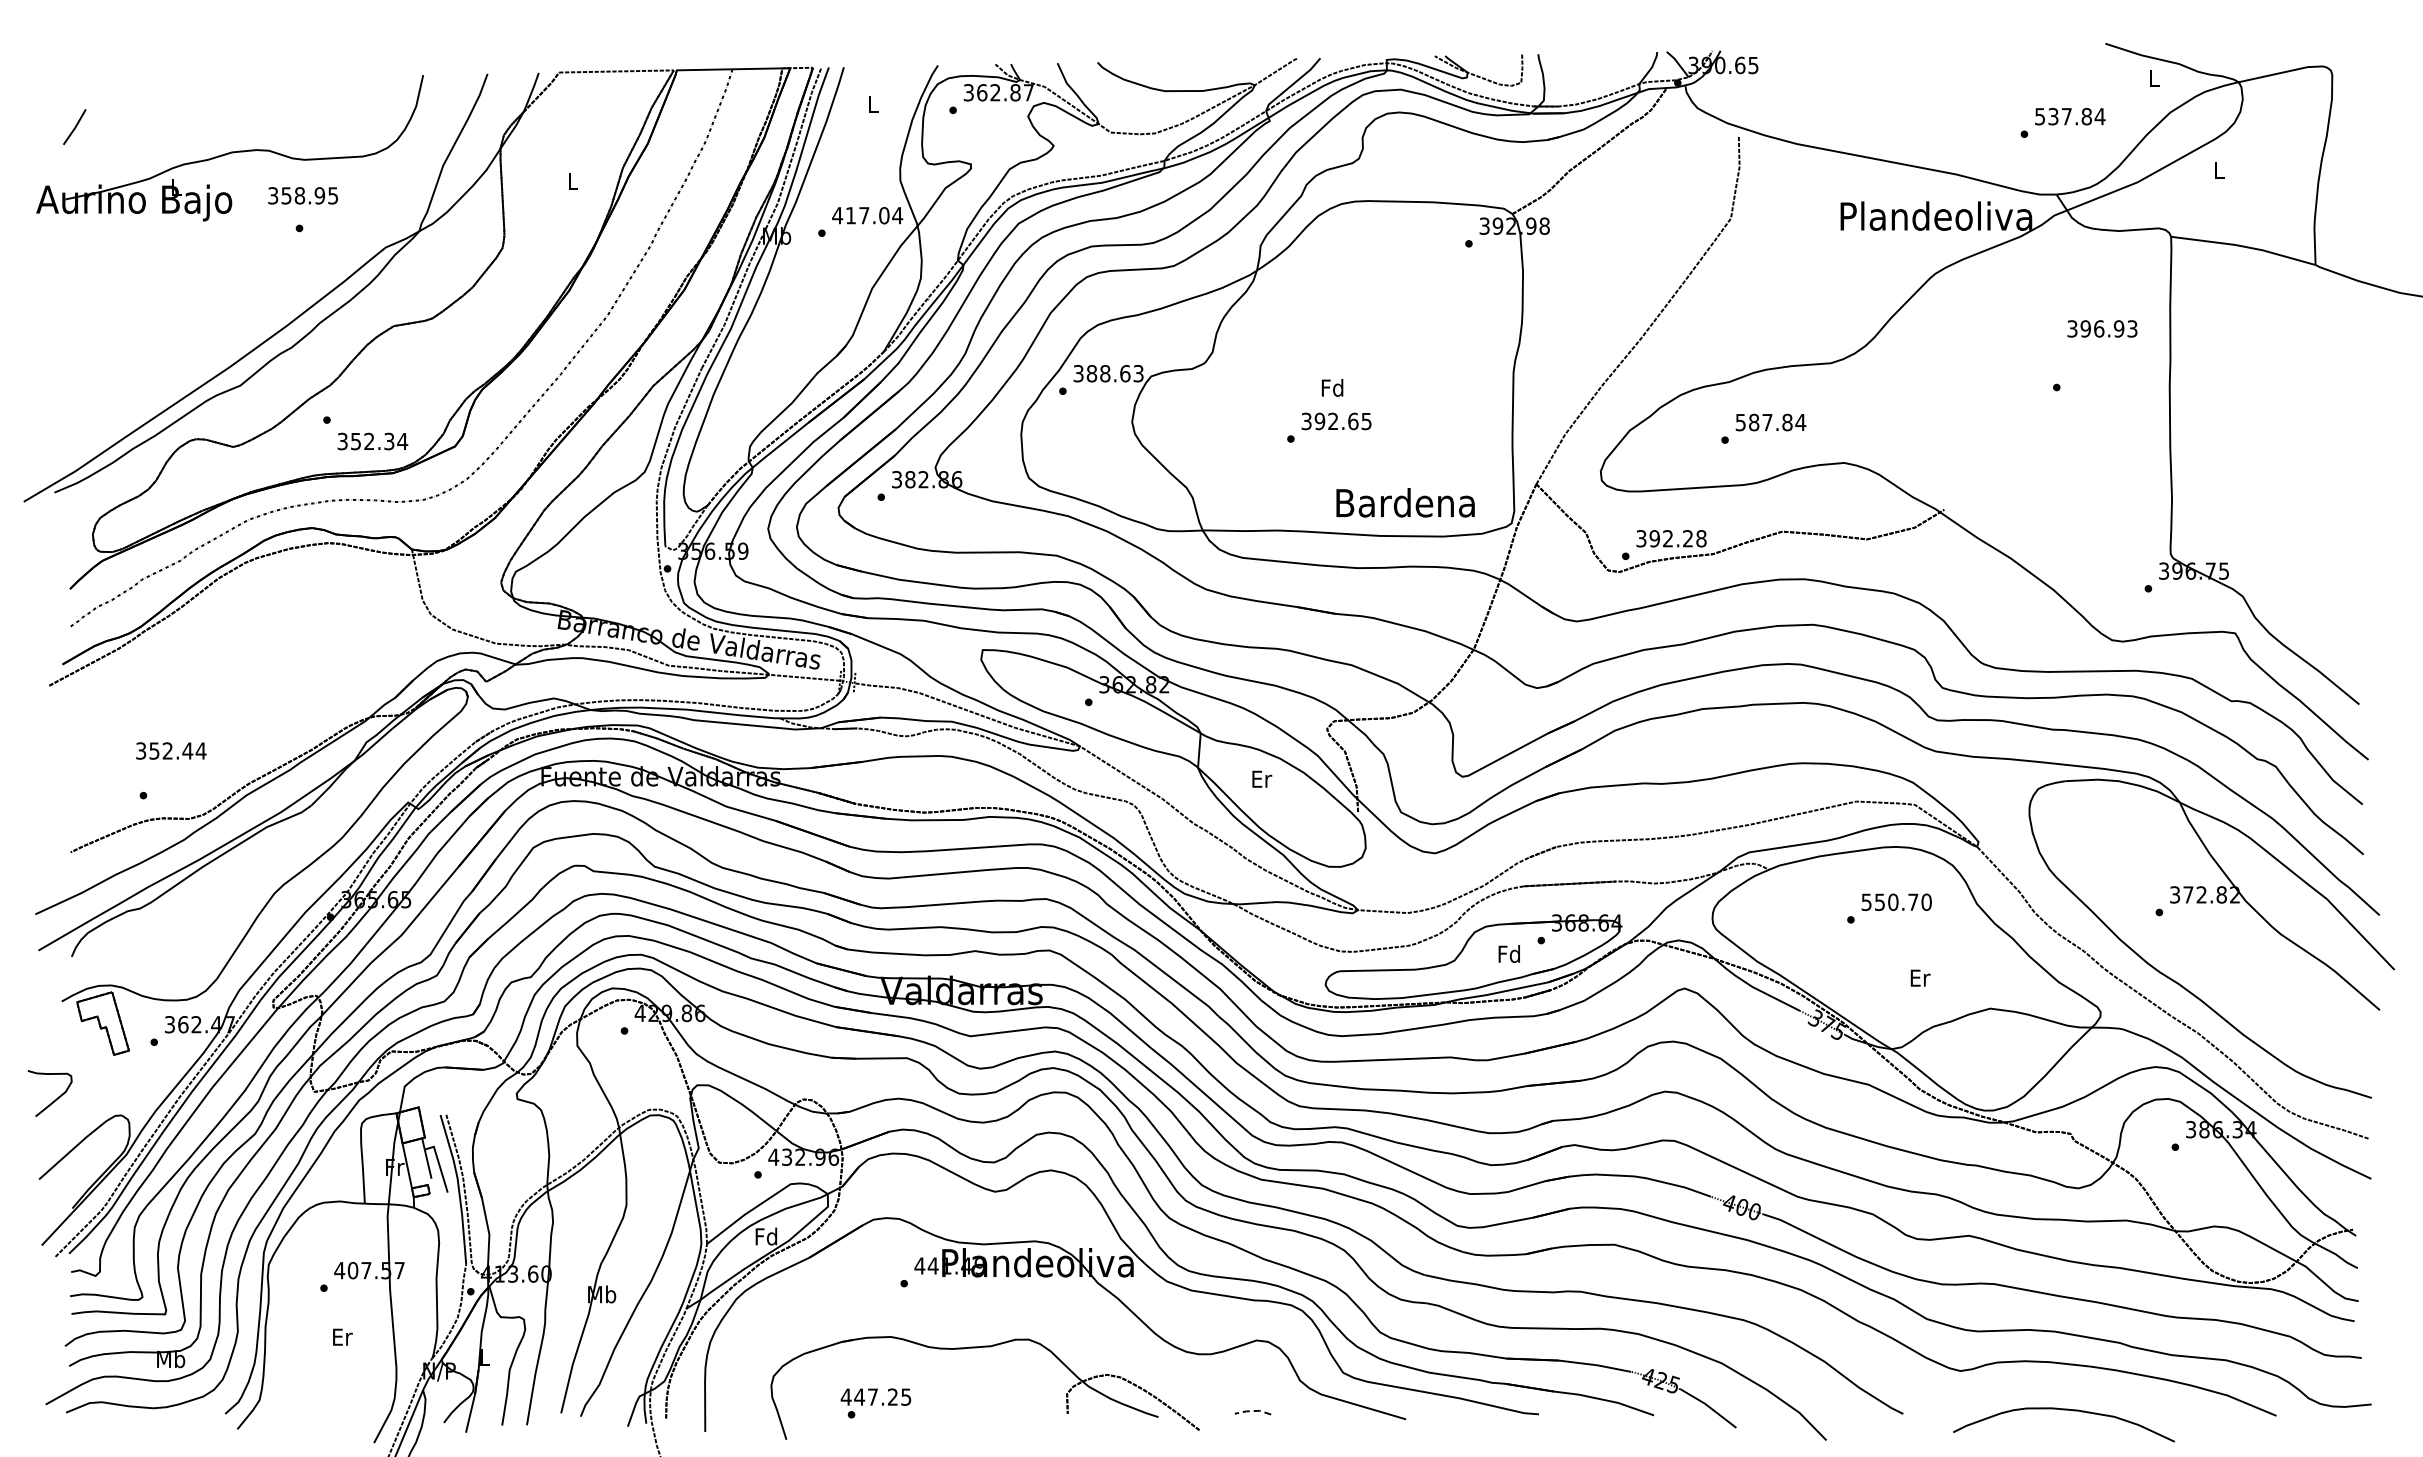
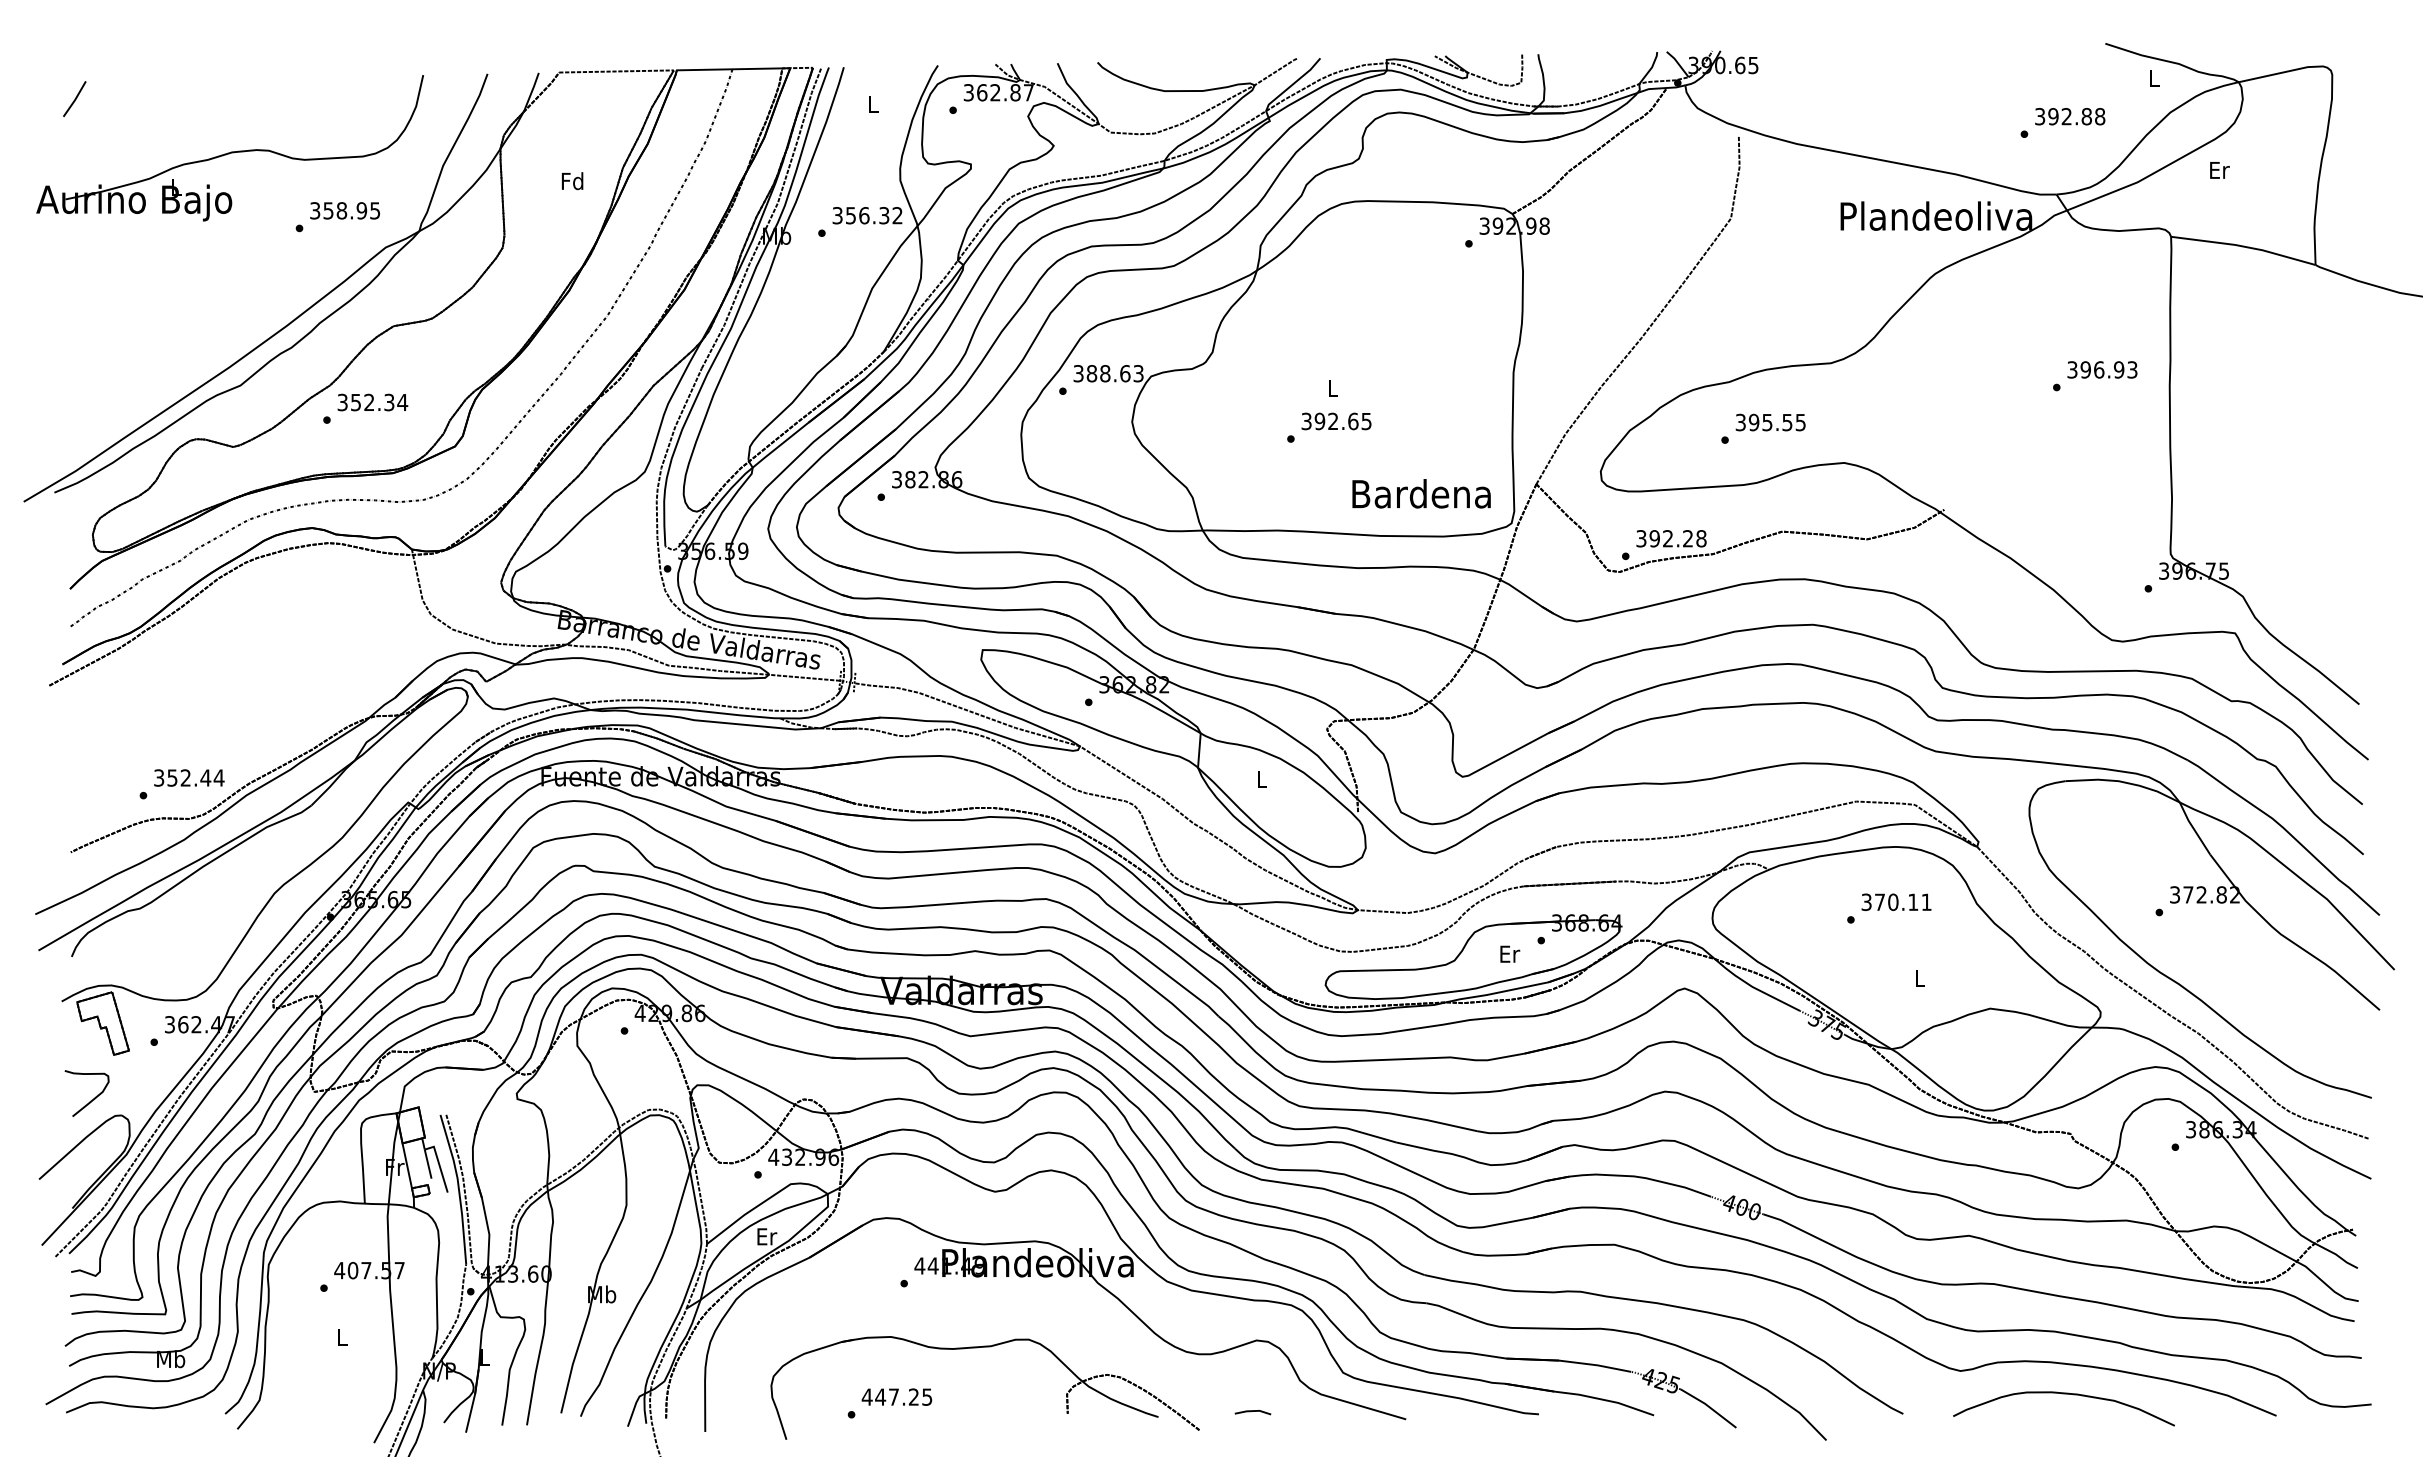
text: 537.84 -> 392.88 (2070, 116)
line position: (74, 127) -> (74, 99) (74, 99)
text: L -> Er (2219, 170)
text: L -> Fd (572, 181)
text position: (302, 195) -> (344, 210) (344, 210)
text: 417.04 -> 356.32 (867, 215)
text position: (2102, 328) -> (2102, 369) (2102, 369)
text: Fd -> L (1332, 387)
text: 587.84 -> 395.55 (1771, 422)
text position: (372, 441) -> (372, 402) (372, 402)
text position: (1405, 502) -> (1421, 493) (1421, 493)
text position: (171, 750) -> (189, 777) (189, 777)
text: Er -> L (1262, 778)
text: 550.70 -> 370.11 (1896, 902)
text: Fd -> Er (1509, 953)
text: Er -> L (1920, 977)
curve position: (53, 1100) -> (90, 1100) (90, 1100)
text: Fd -> Er (766, 1236)
text: Er -> L (342, 1336)
text position: (875, 1396) -> (896, 1396) (896, 1396)
curve position: (2063, 1410) -> (2063, 1394) (2063, 1394)
line: dashed -> solid (1252, 1411)
